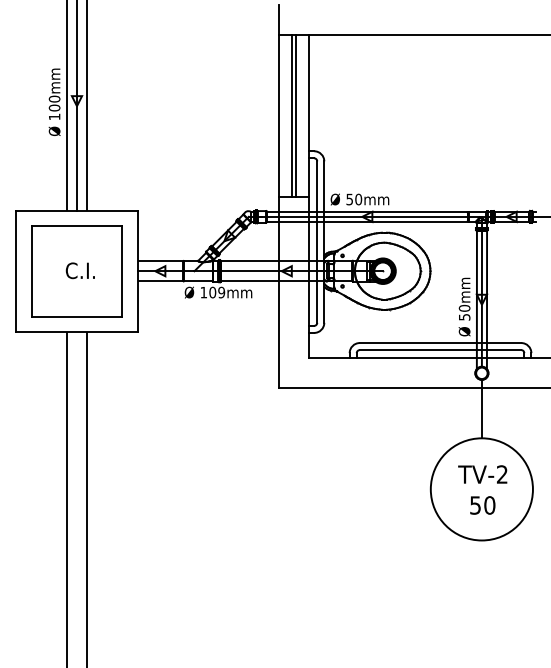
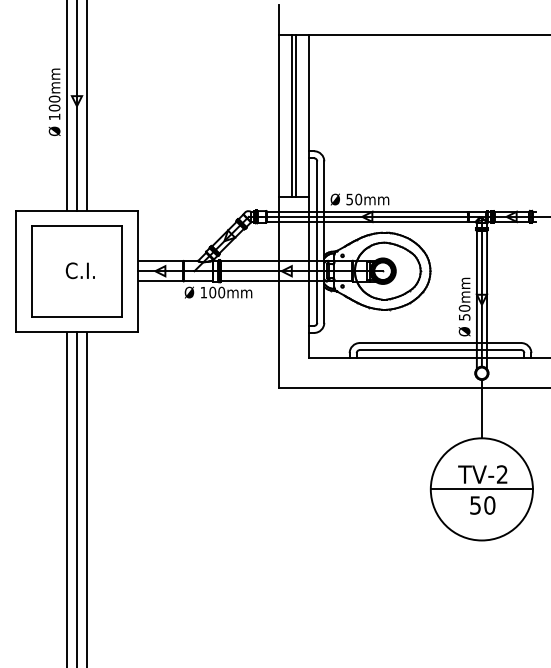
text: 109mm -> 100mm (221, 292)
line: none -> present (481, 489)
line: none -> present (76, 497)
